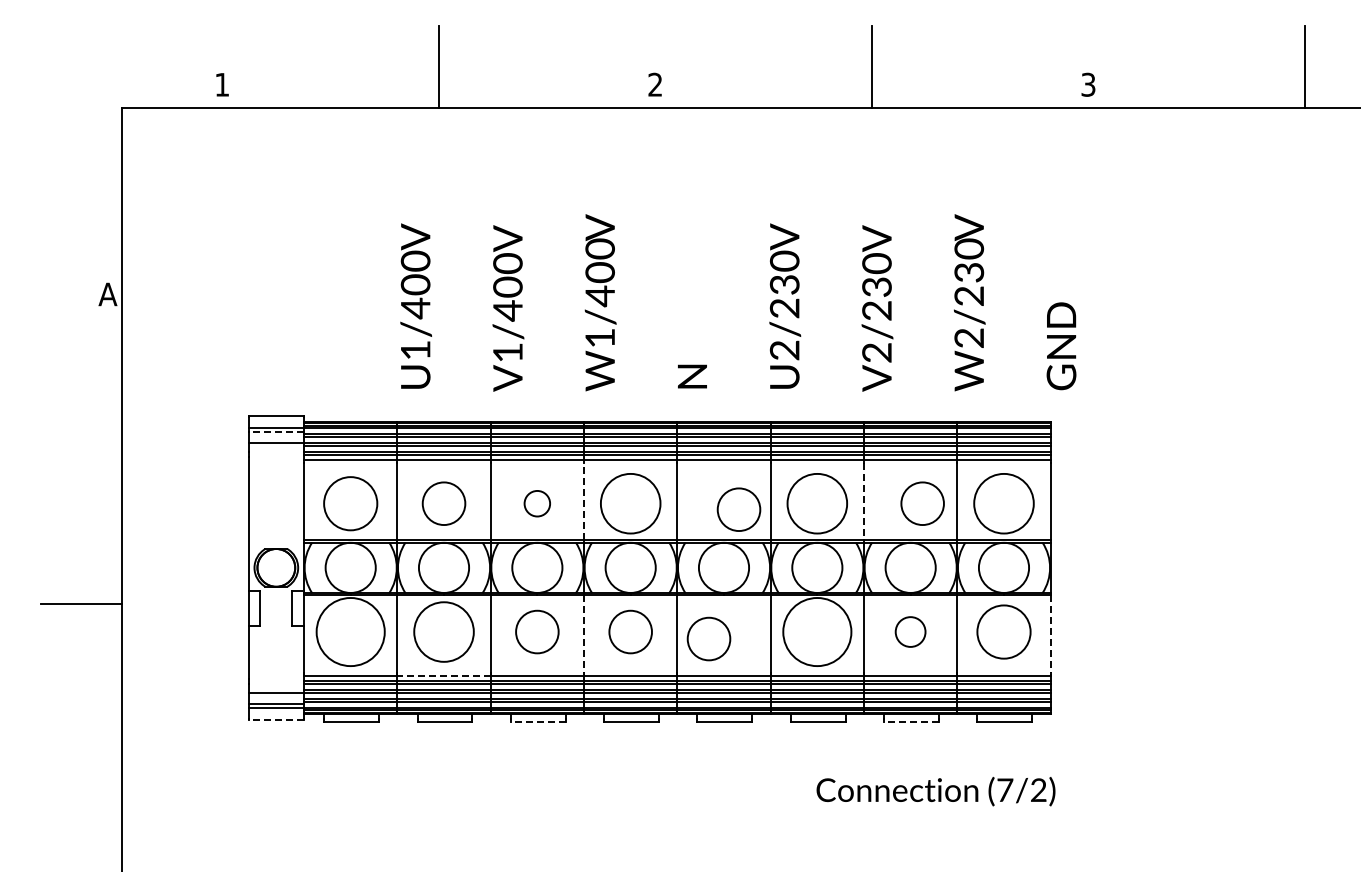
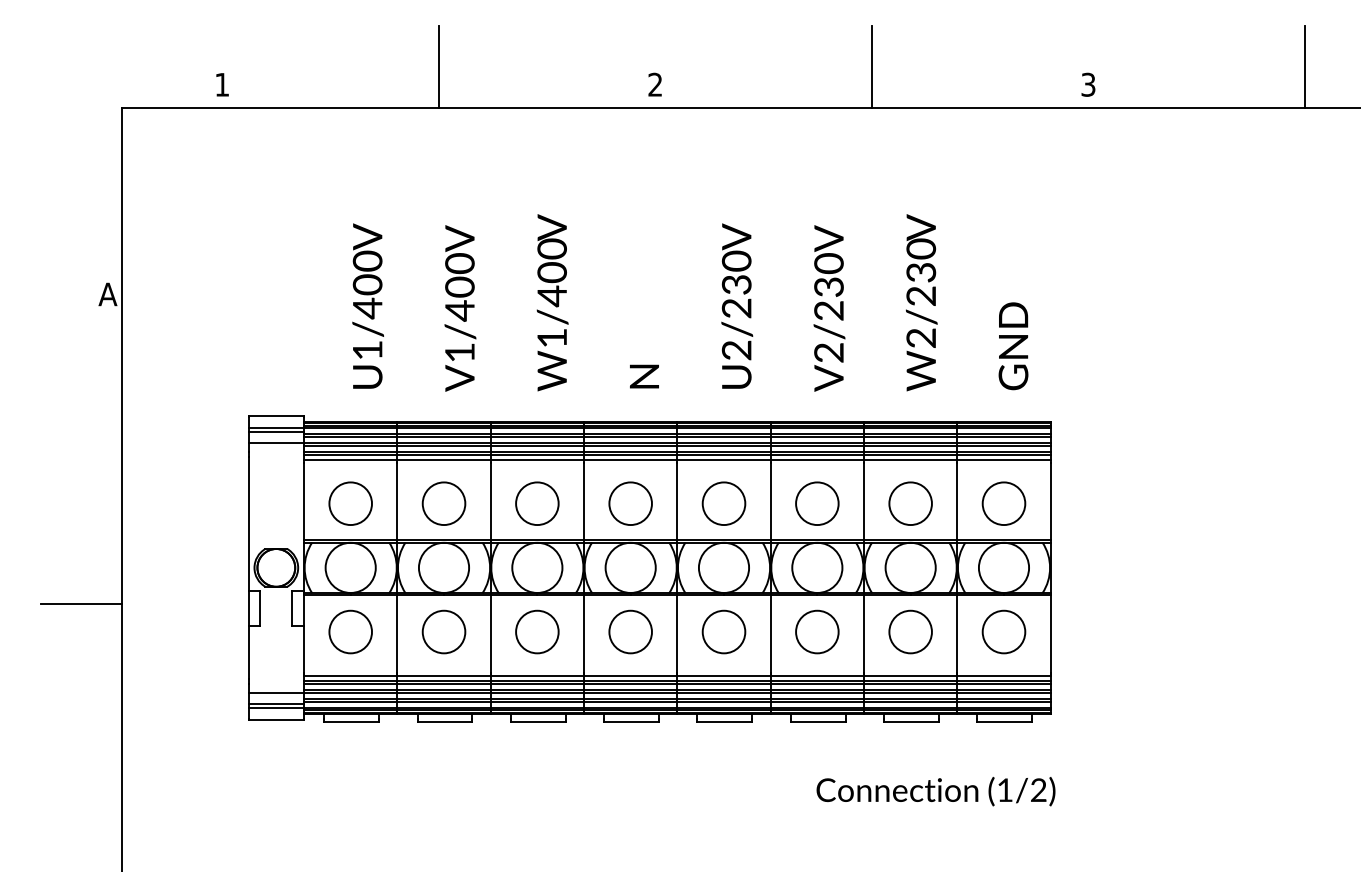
text position: (738, 302) -> (690, 302) (690, 302)
line: dashed -> solid (276, 432)
line: dashed -> solid (584, 501)
line: dashed -> solid (864, 501)
circle diameter: 53 px -> 43 px (350, 503)
circle diameter: 26 px -> 43 px (537, 503)
circle diameter: 60 px -> 43 px (630, 503)
circle diameter: 60 px -> 43 px (817, 503)
circle position: (922, 503) -> (910, 503) (910, 503)
circle diameter: 60 px -> 43 px (1003, 503)
circle position: (738, 509) -> (723, 503) (723, 503)
circle diameter: 68 px -> 43 px (350, 631)
circle diameter: 60 px -> 43 px (443, 631)
circle diameter: 68 px -> 43 px (817, 631)
circle size: 33x32 px -> 45x46 px (910, 631)
circle diameter: 53 px -> 43 px (1003, 631)
line: dashed -> solid (584, 634)
line: dashed -> solid (1050, 634)
circle position: (708, 638) -> (723, 631) (723, 631)
line: dashed -> solid (444, 676)
line: dashed -> solid (276, 719)
line: dashed -> solid (537, 722)
line: dashed -> solid (911, 722)
text: (7/2) -> (1/2) (1005, 789)
